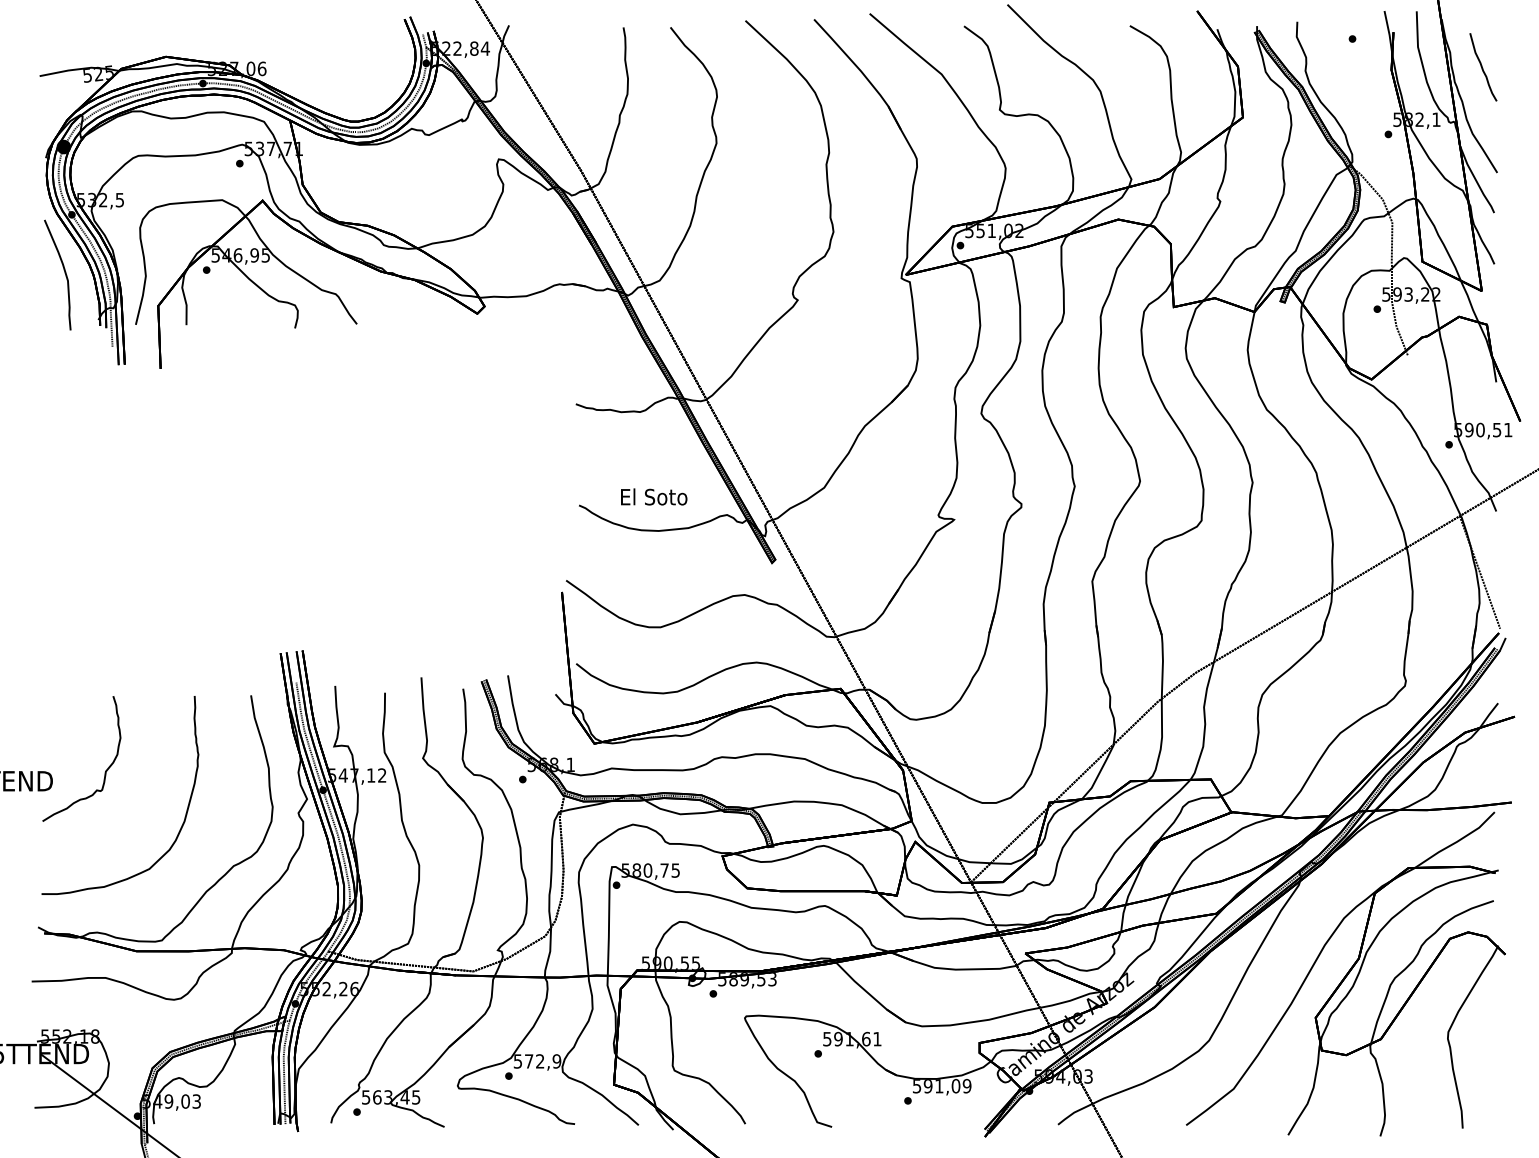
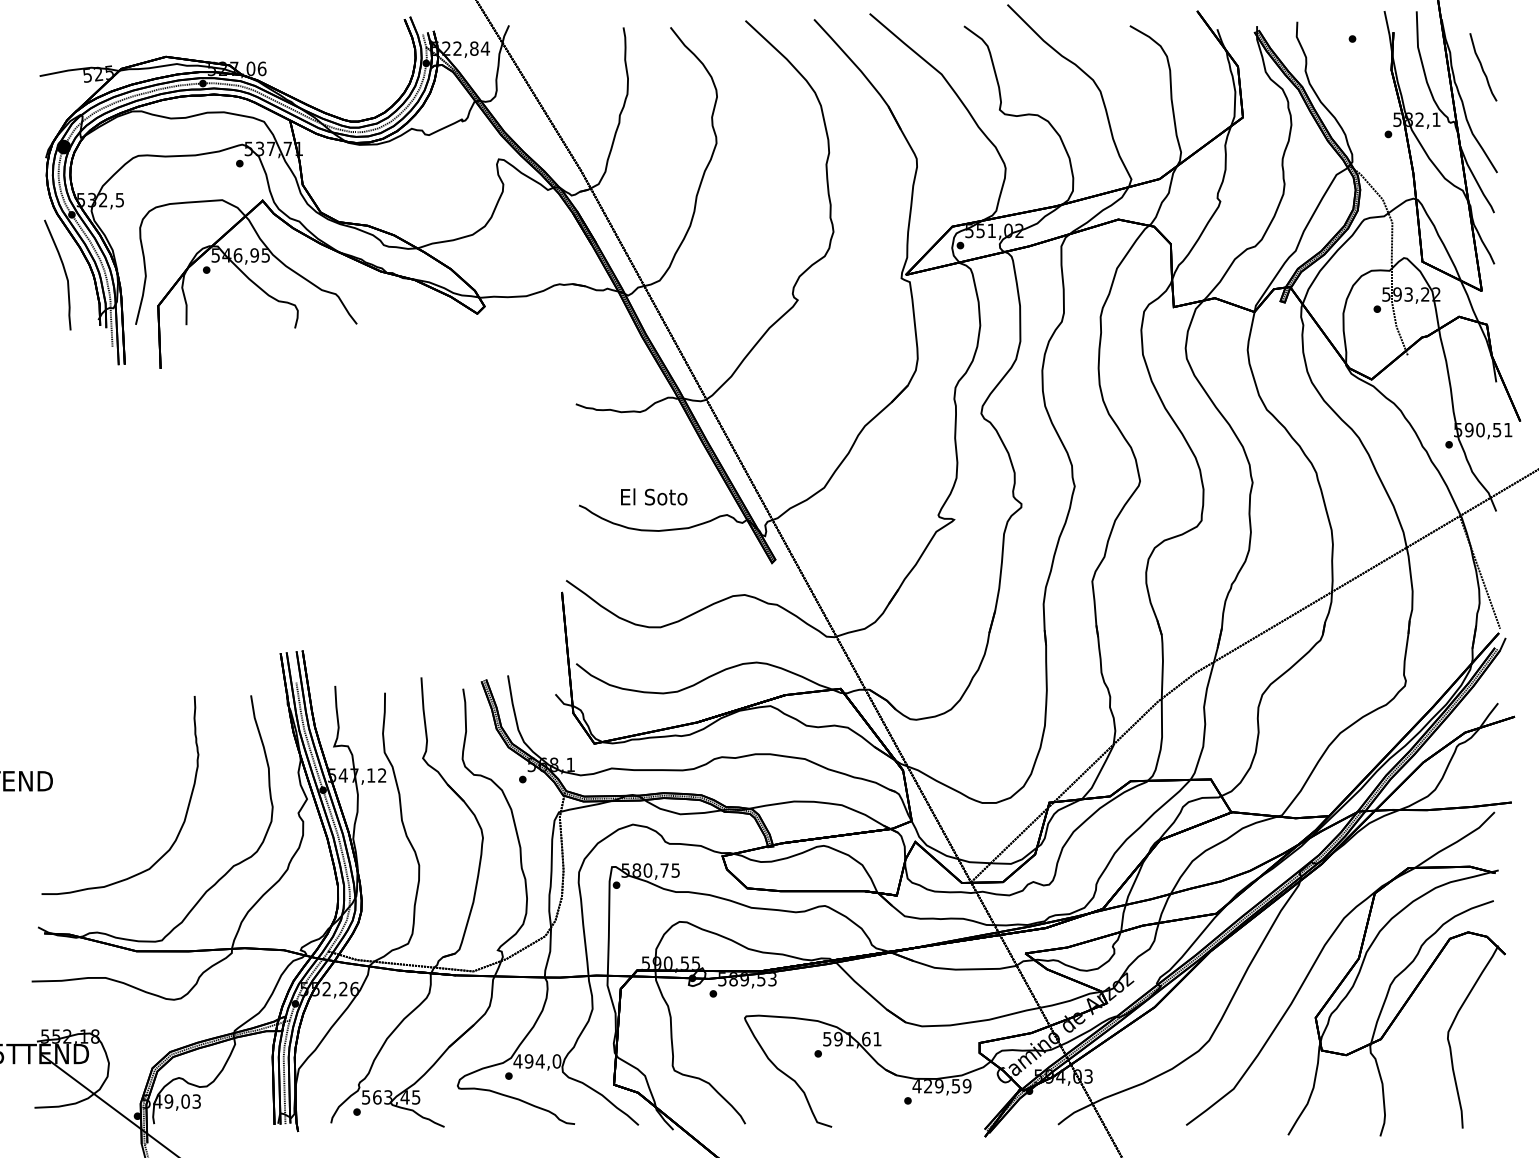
curve: present -> none (105, 770)
text: 572,9 -> 494,0 (537, 1061)
text: 591,09 -> 429,59 (936, 1086)
